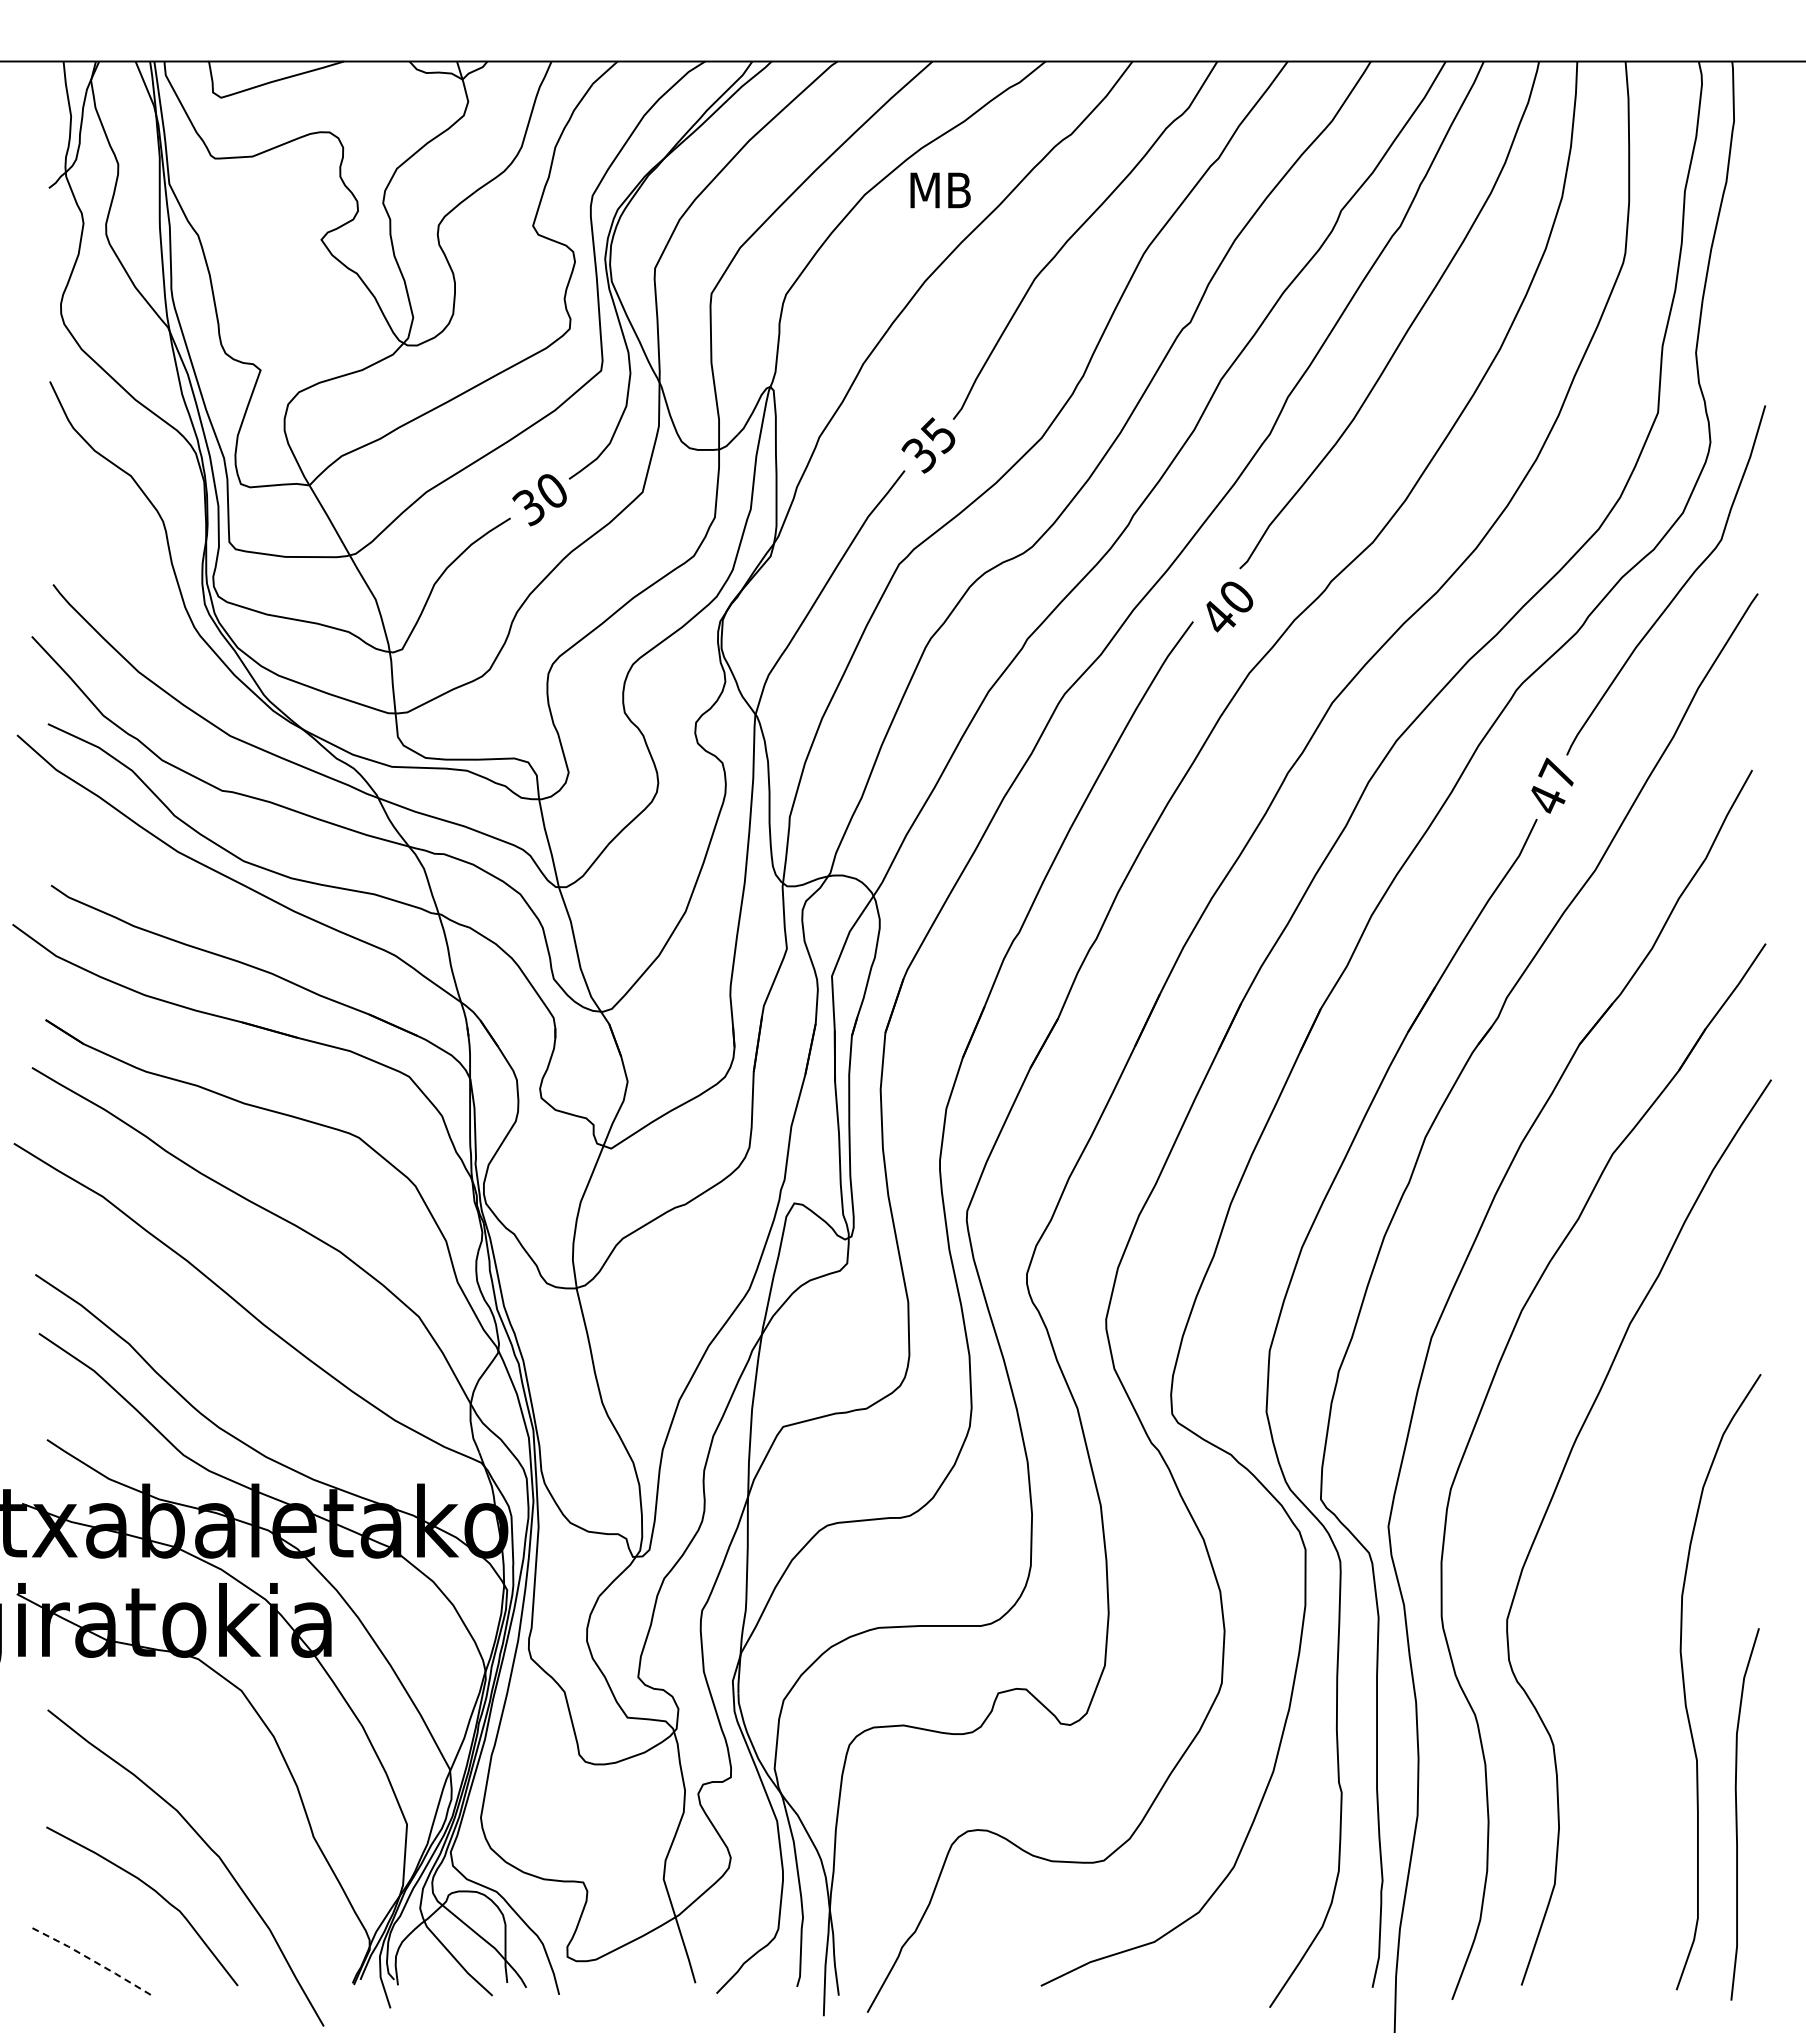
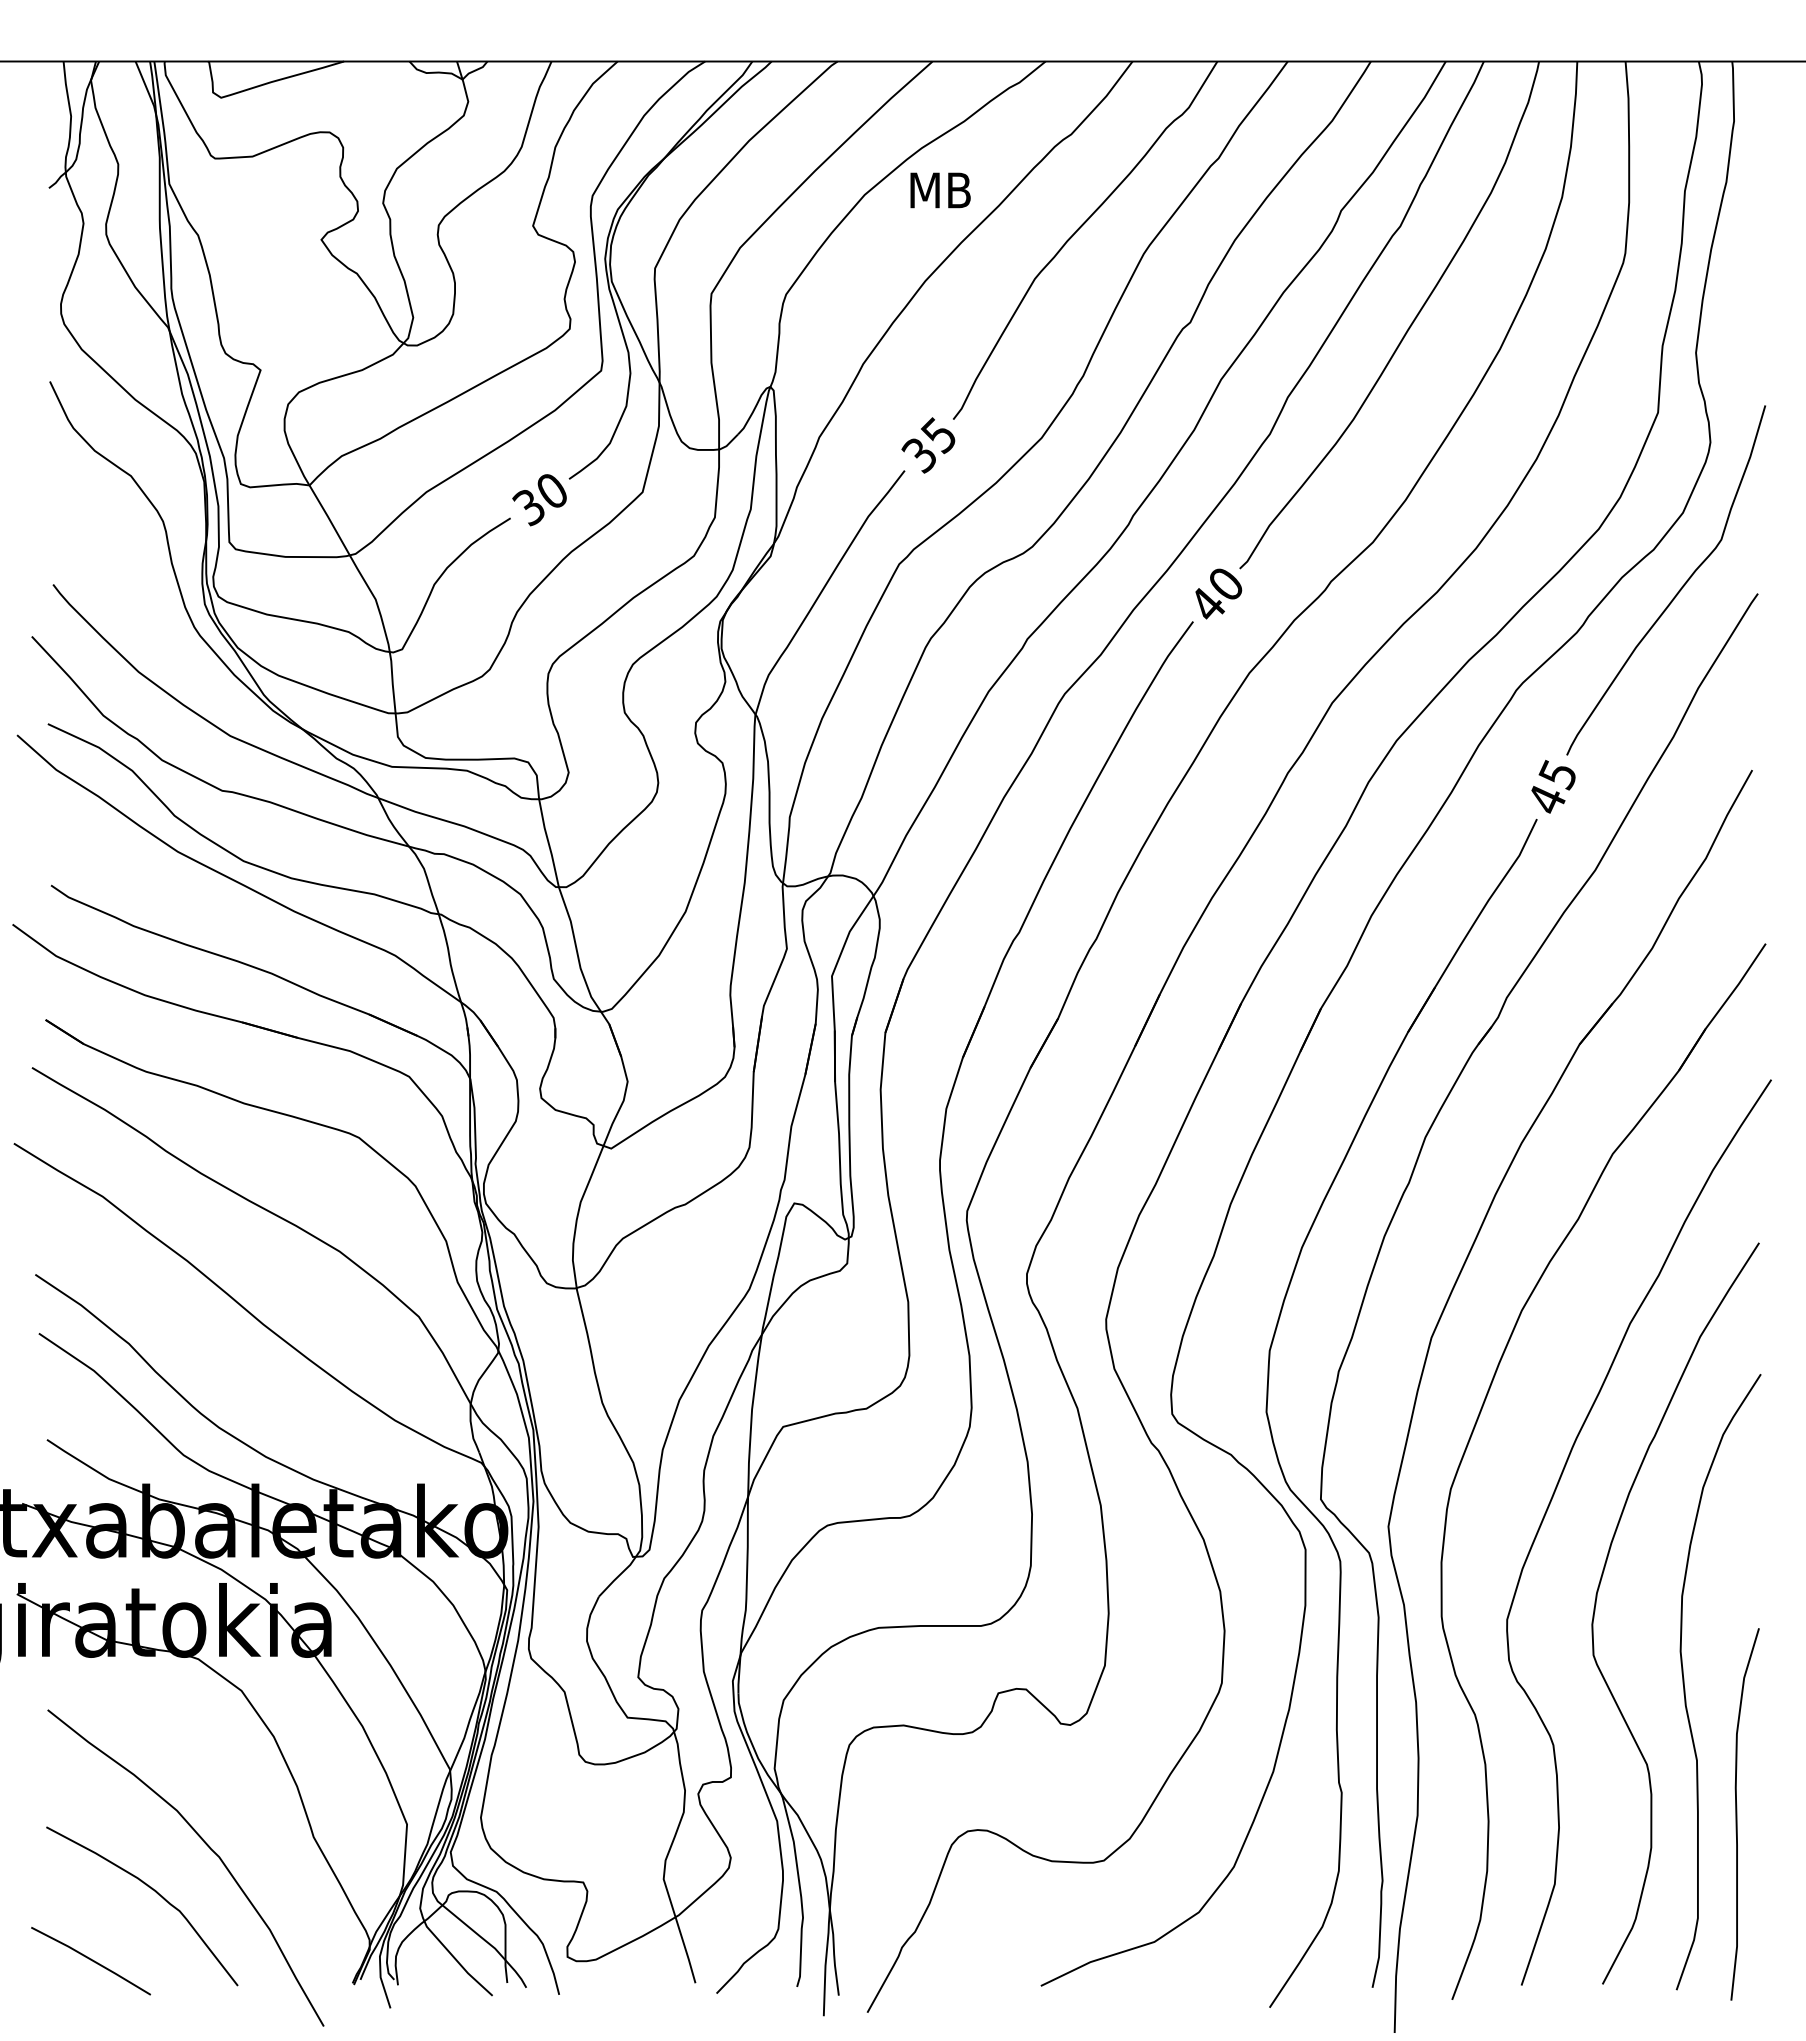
text position: (1229, 606) -> (1218, 593) (1218, 593)
text: 47 -> 45 (1556, 773)
curve: none -> present (1597, 1598)
line: dashed -> solid (91, 1959)
